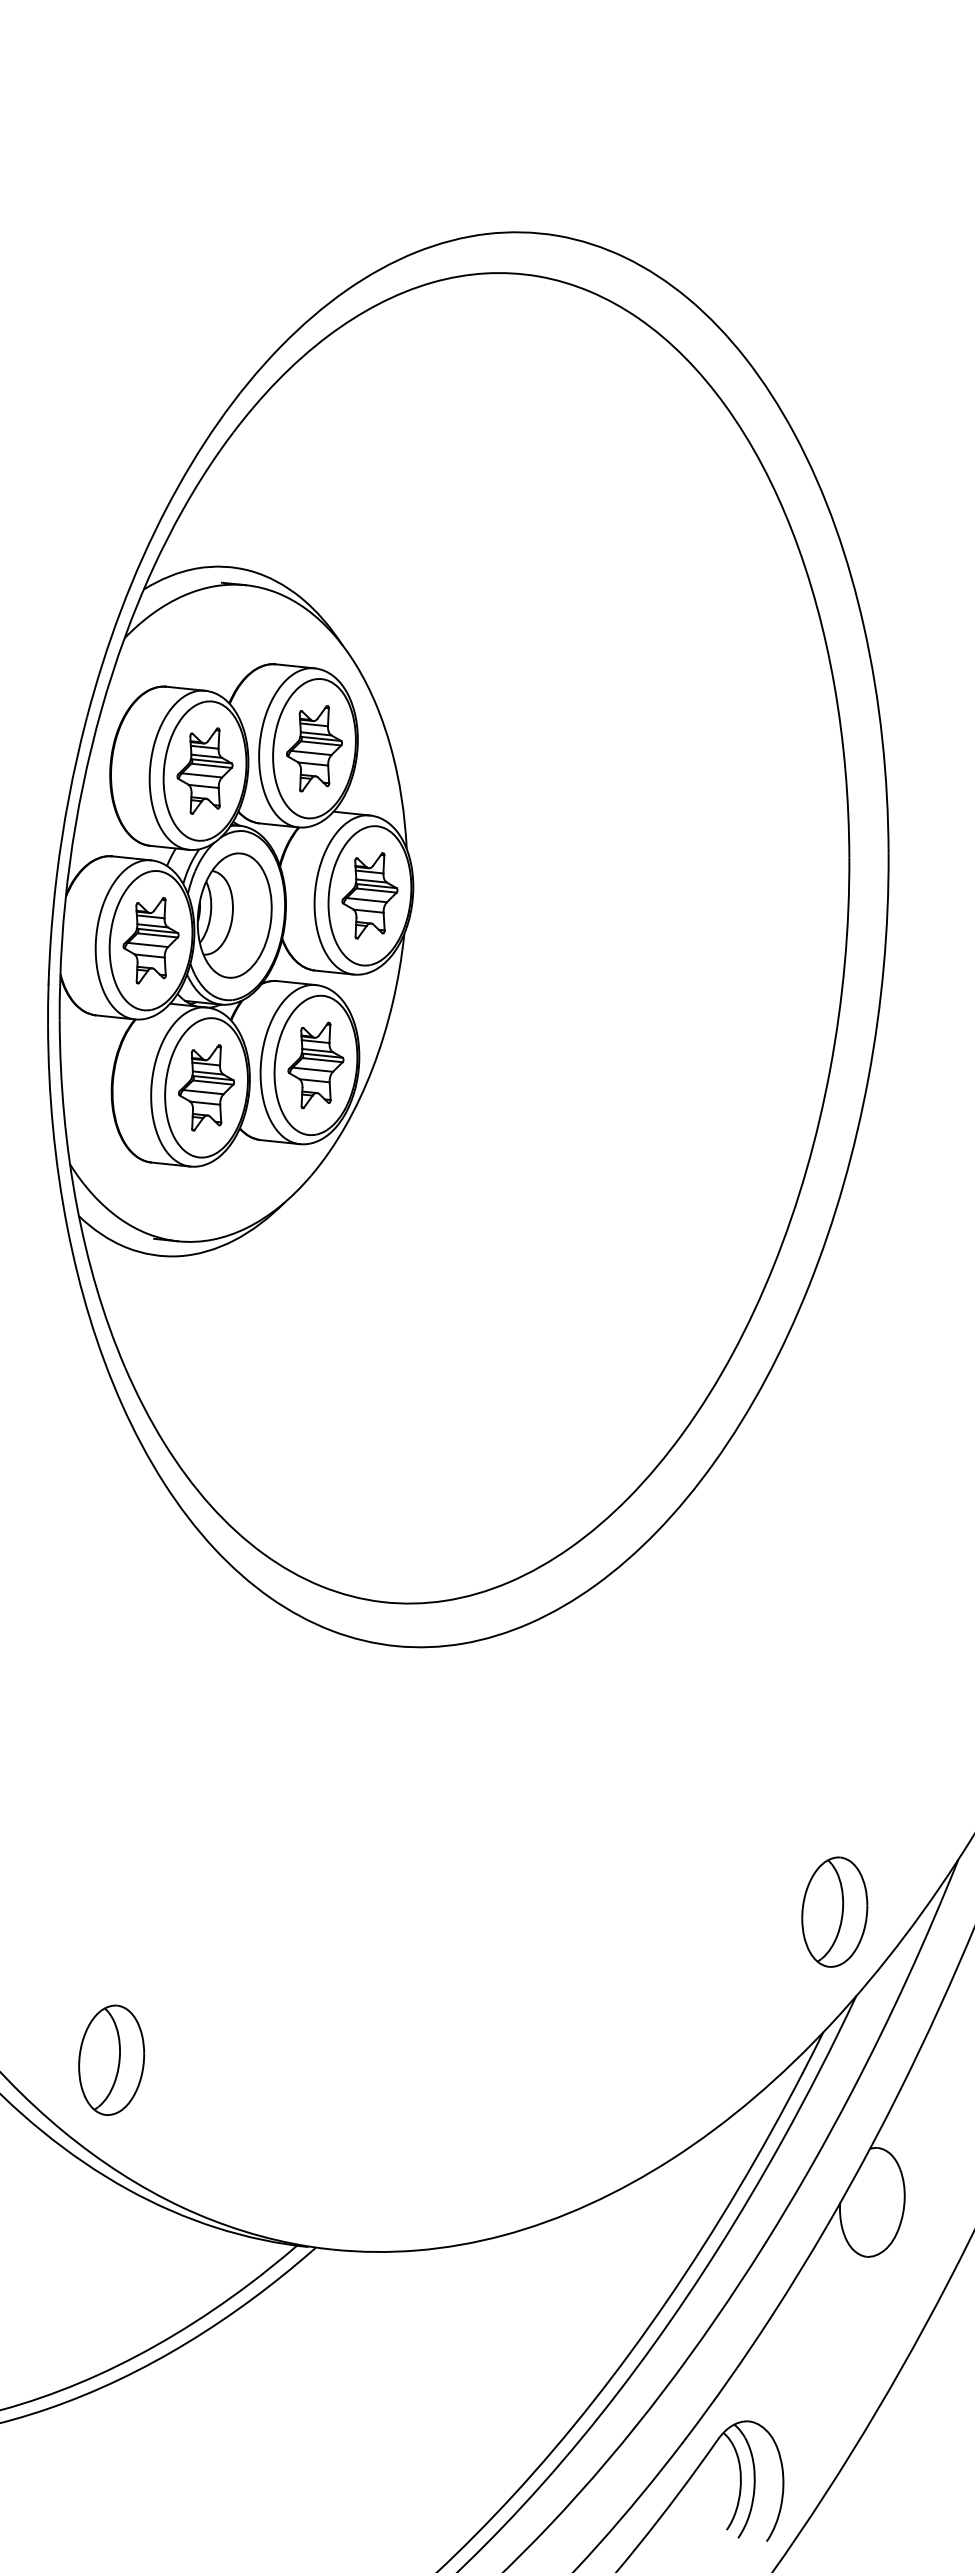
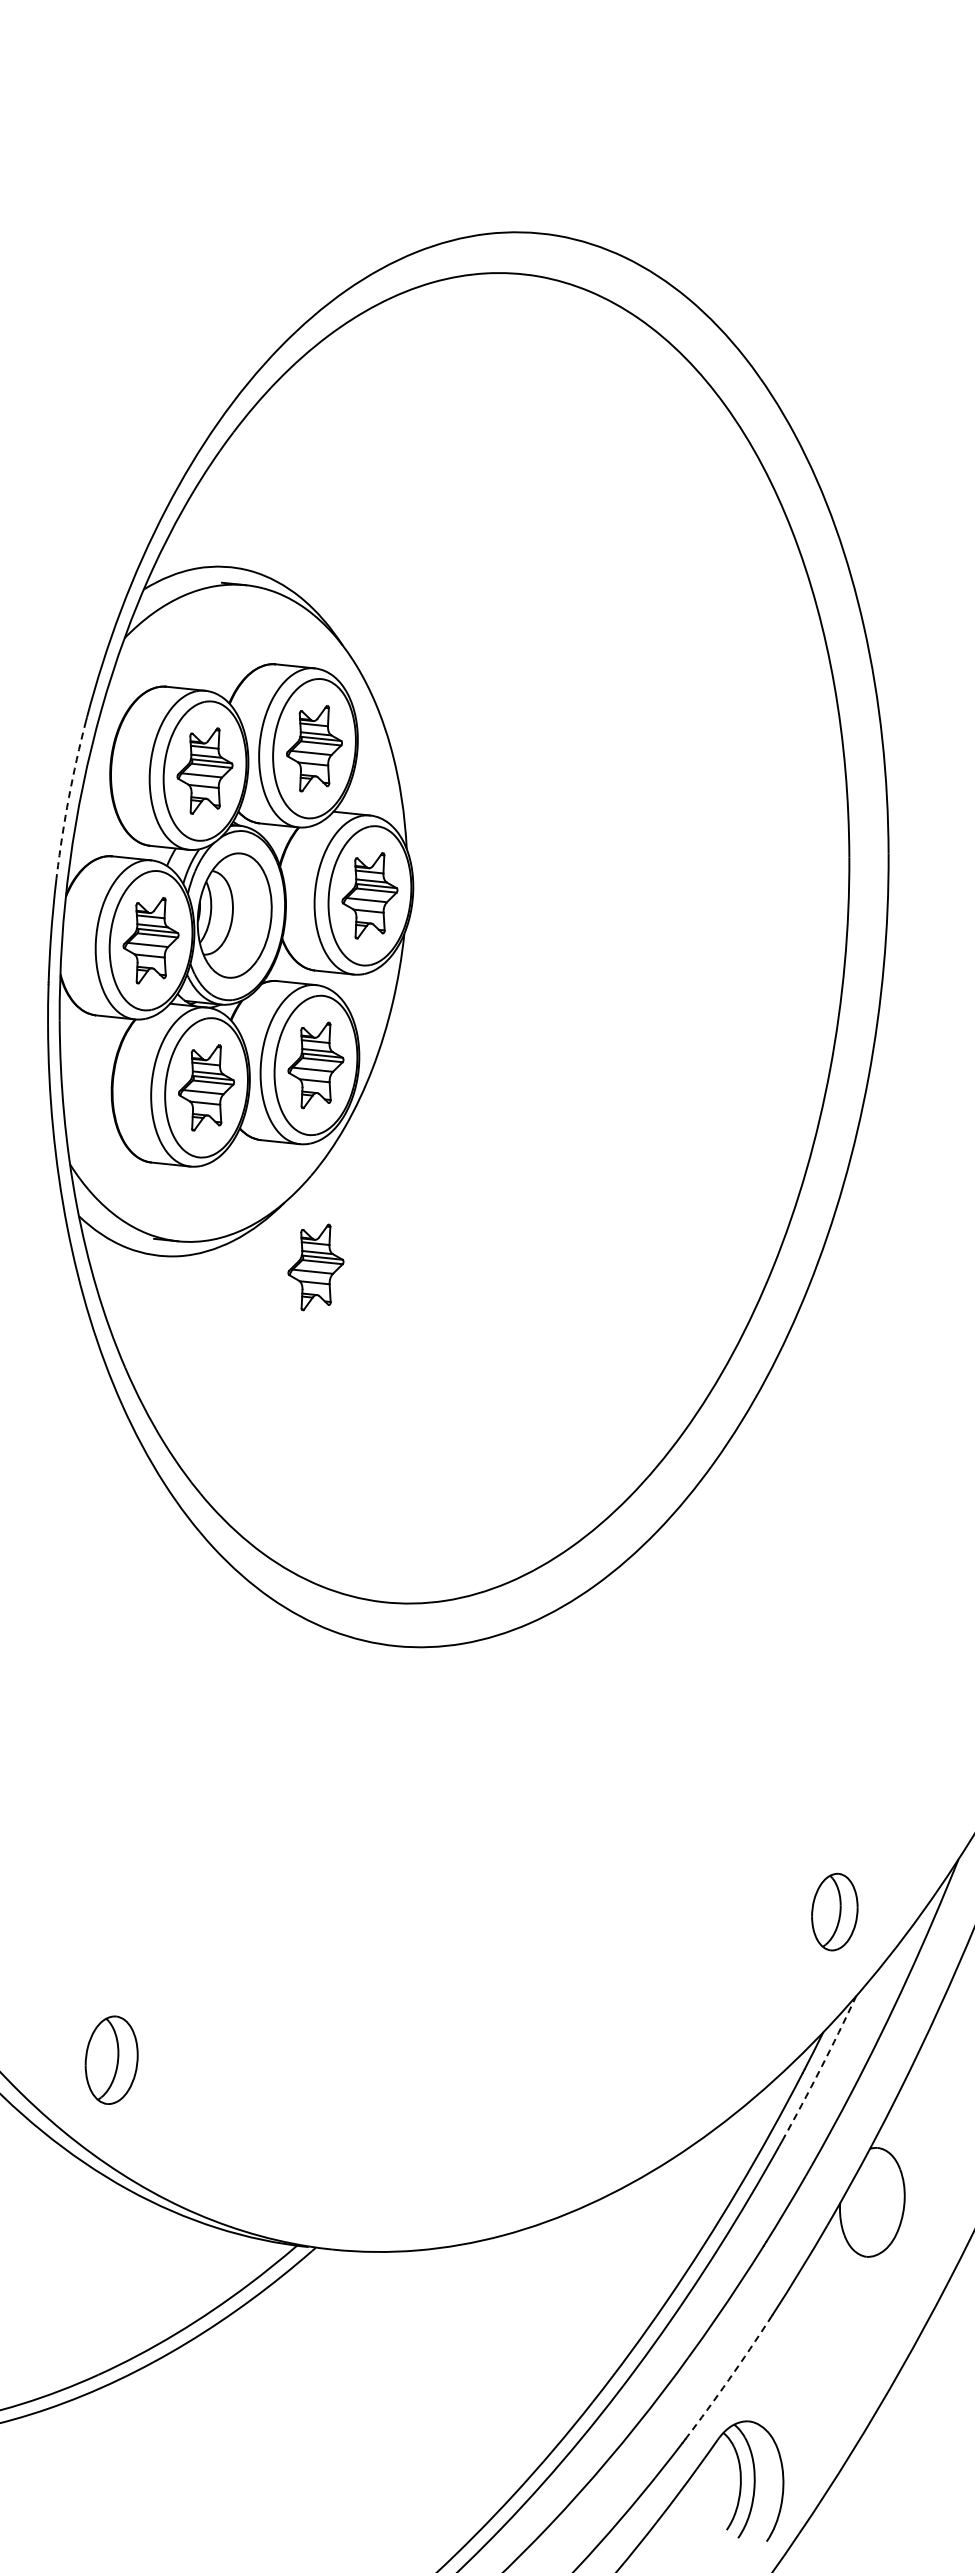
arc: solid -> dashed (68, 797)
part: none -> present (315, 1267)
part size: 68x112 px -> 48x80 px (834, 1911)
part size: 68x112 px -> 55x90 px (111, 2059)
arc: solid -> dashed (820, 2068)
arc: solid -> dashed (728, 2379)
